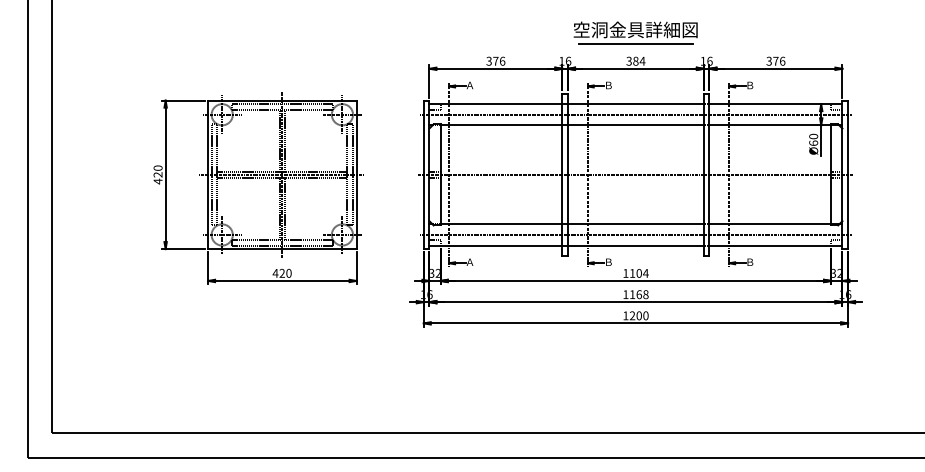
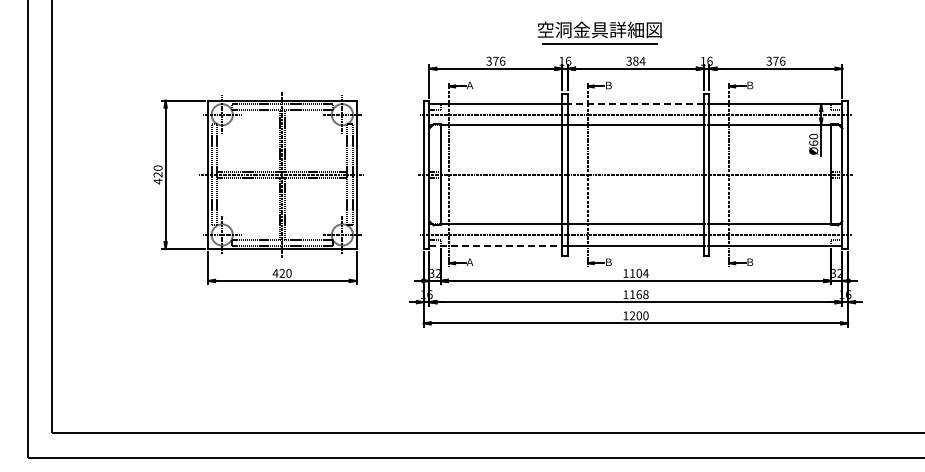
part position: (635, 32) -> (599, 32) (599, 32)
line: solid -> dashed (635, 104)
line: solid -> dashed (496, 245)
